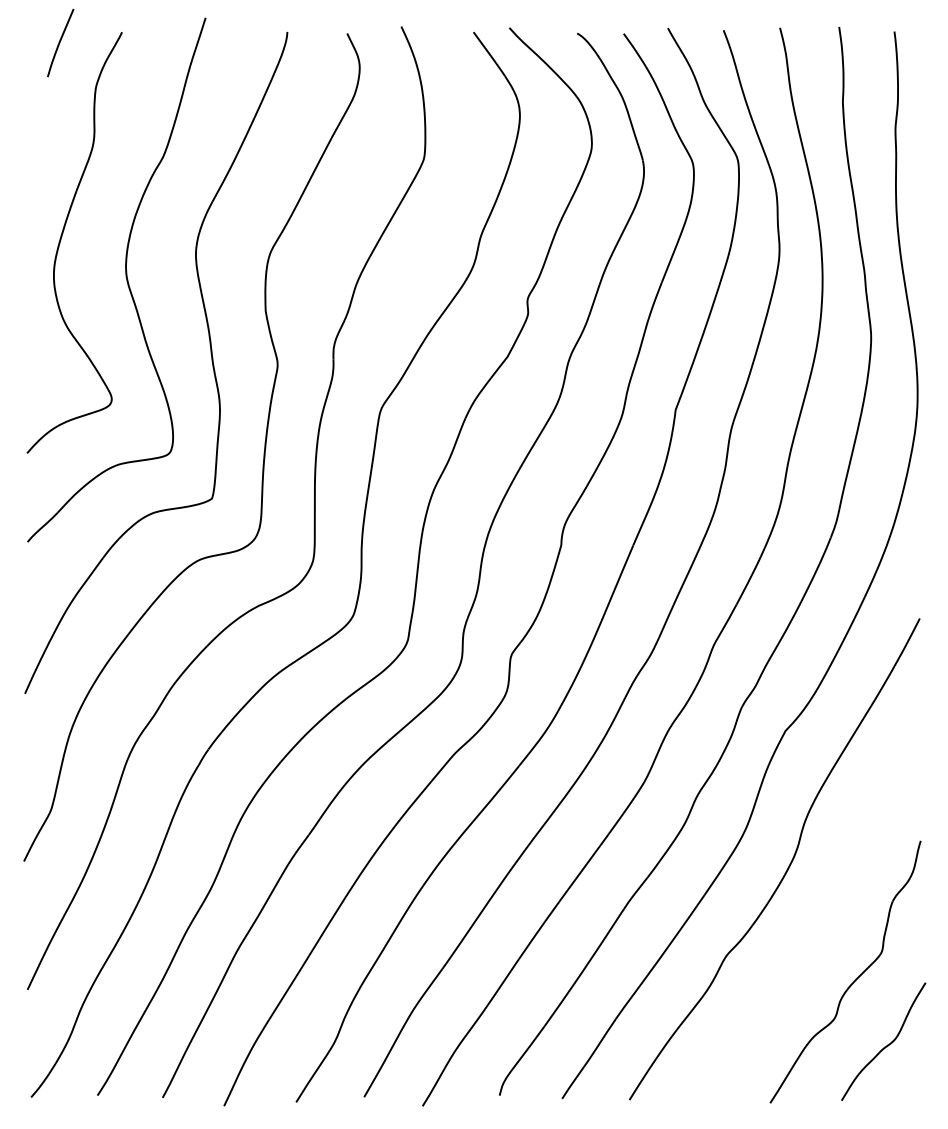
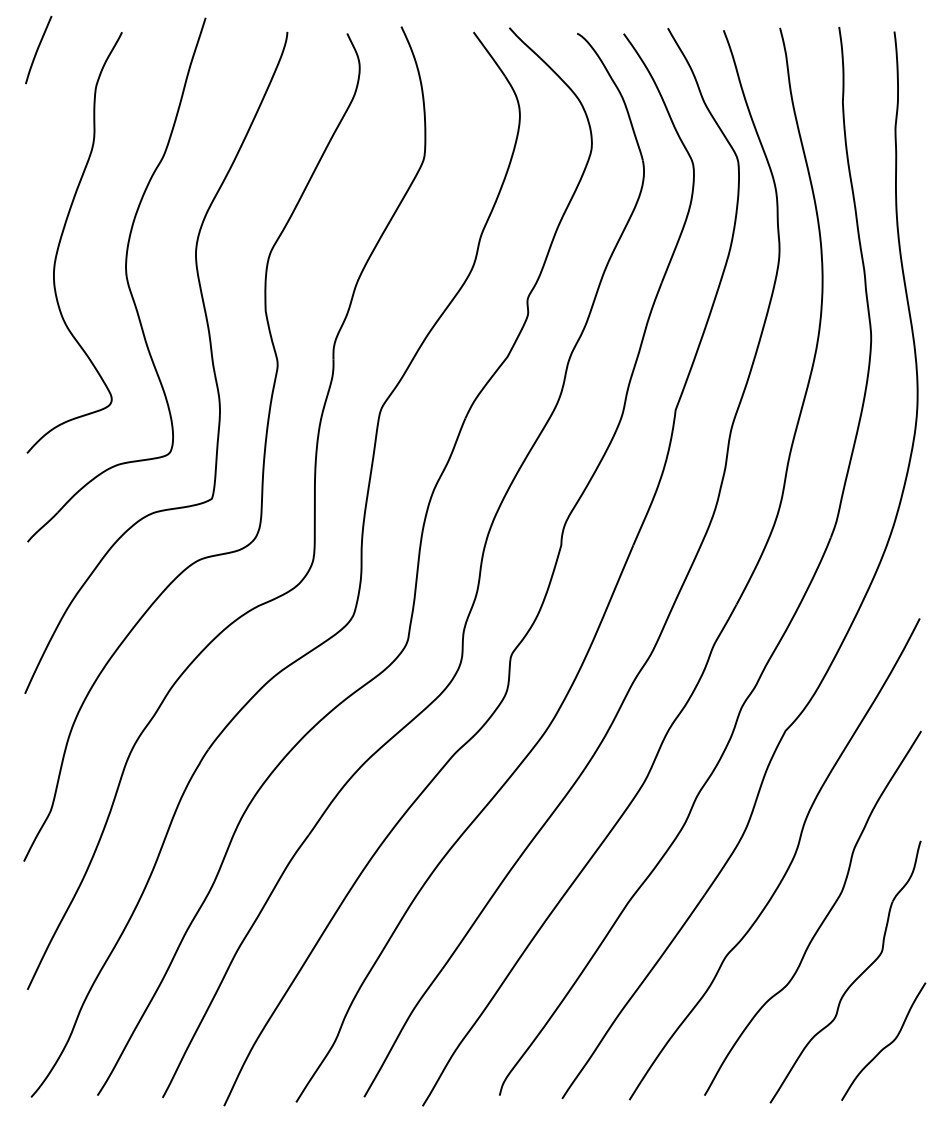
curve position: (60, 43) -> (38, 50) (38, 50)
curve: none -> present (822, 920)
